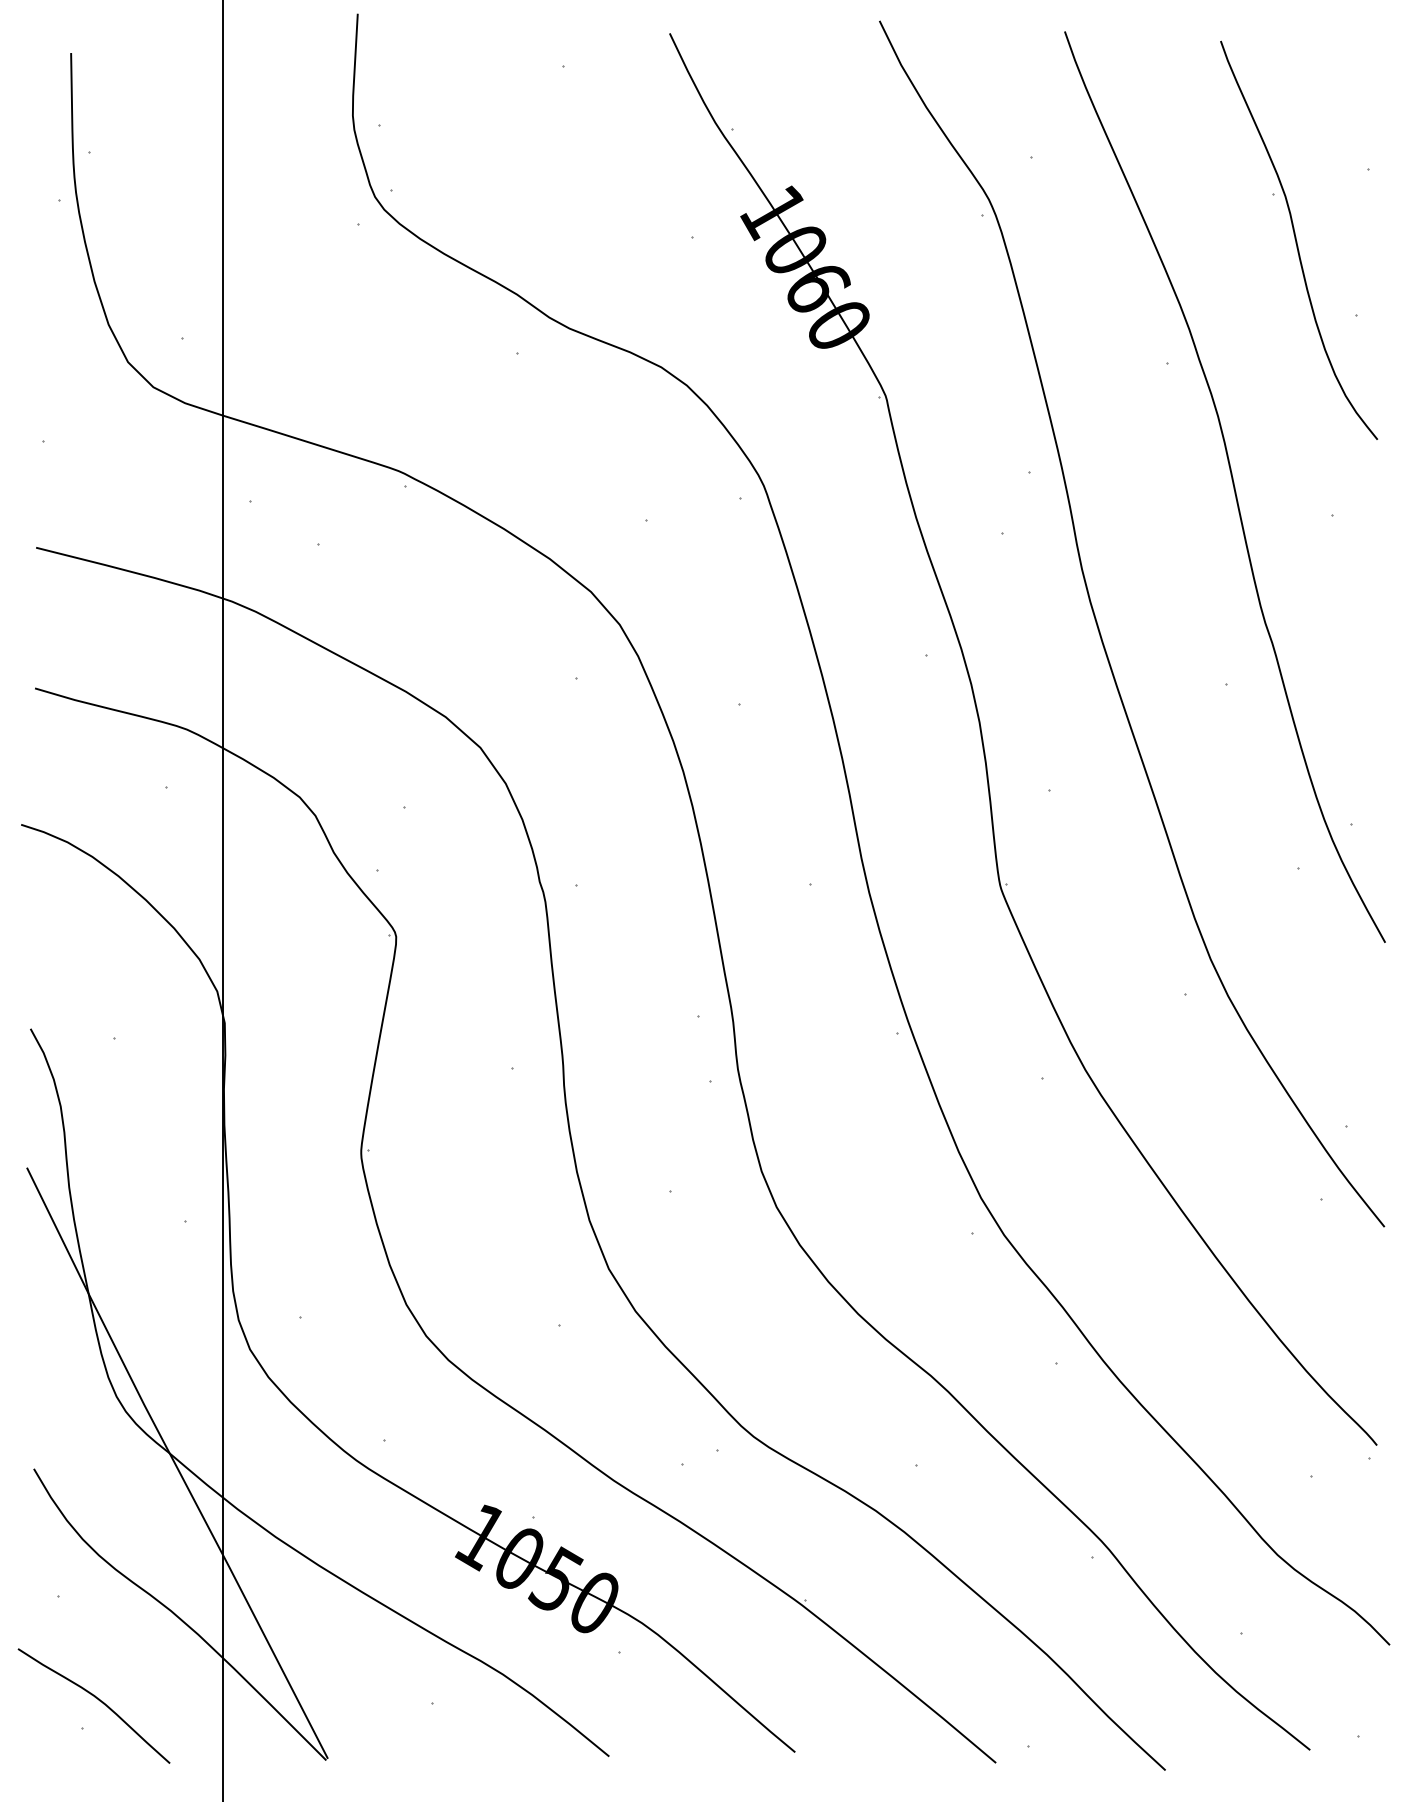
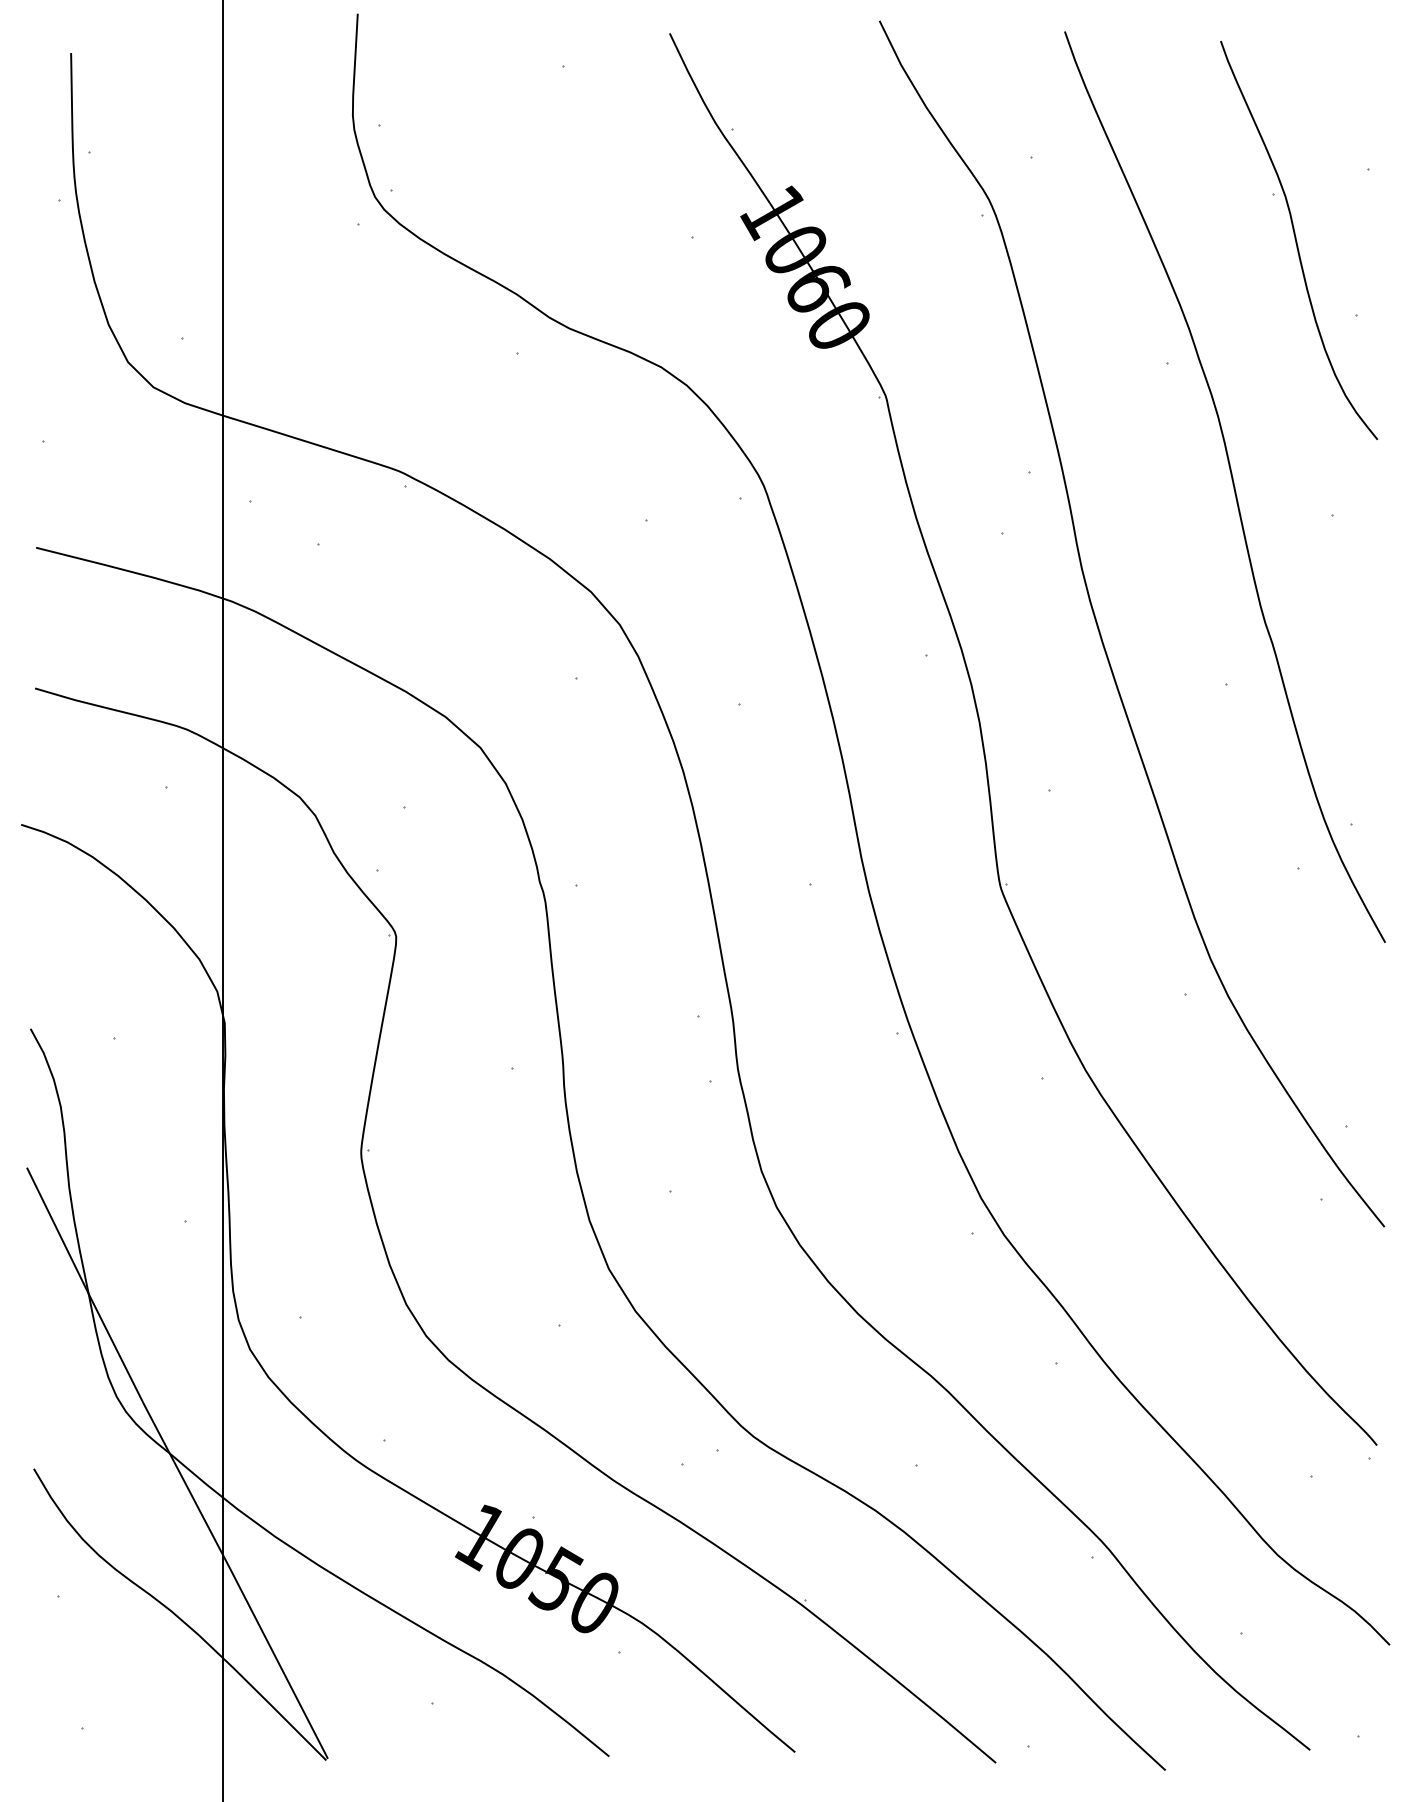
curve: present -> none (98, 1700)
